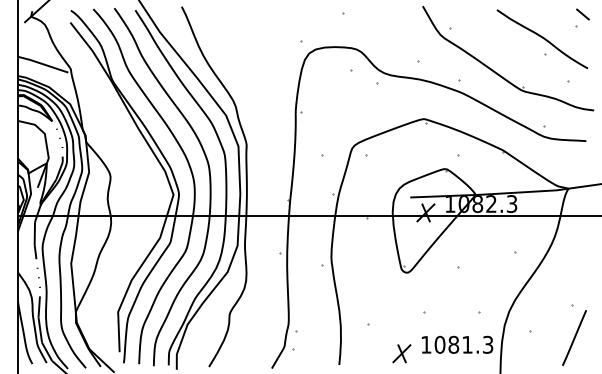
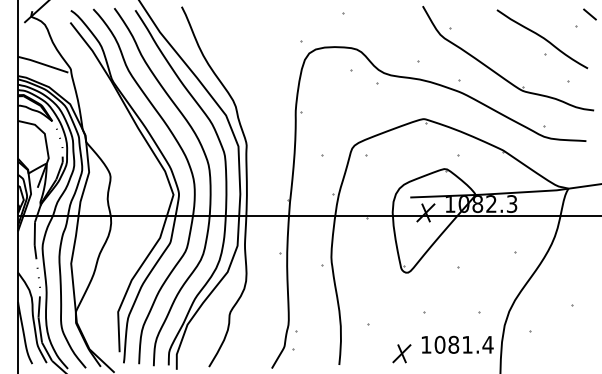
line position: (582, 14) -> (589, 14) (589, 14)
line: present -> none (574, 337)
text: 1081.3 -> 1081.4 (487, 344)
